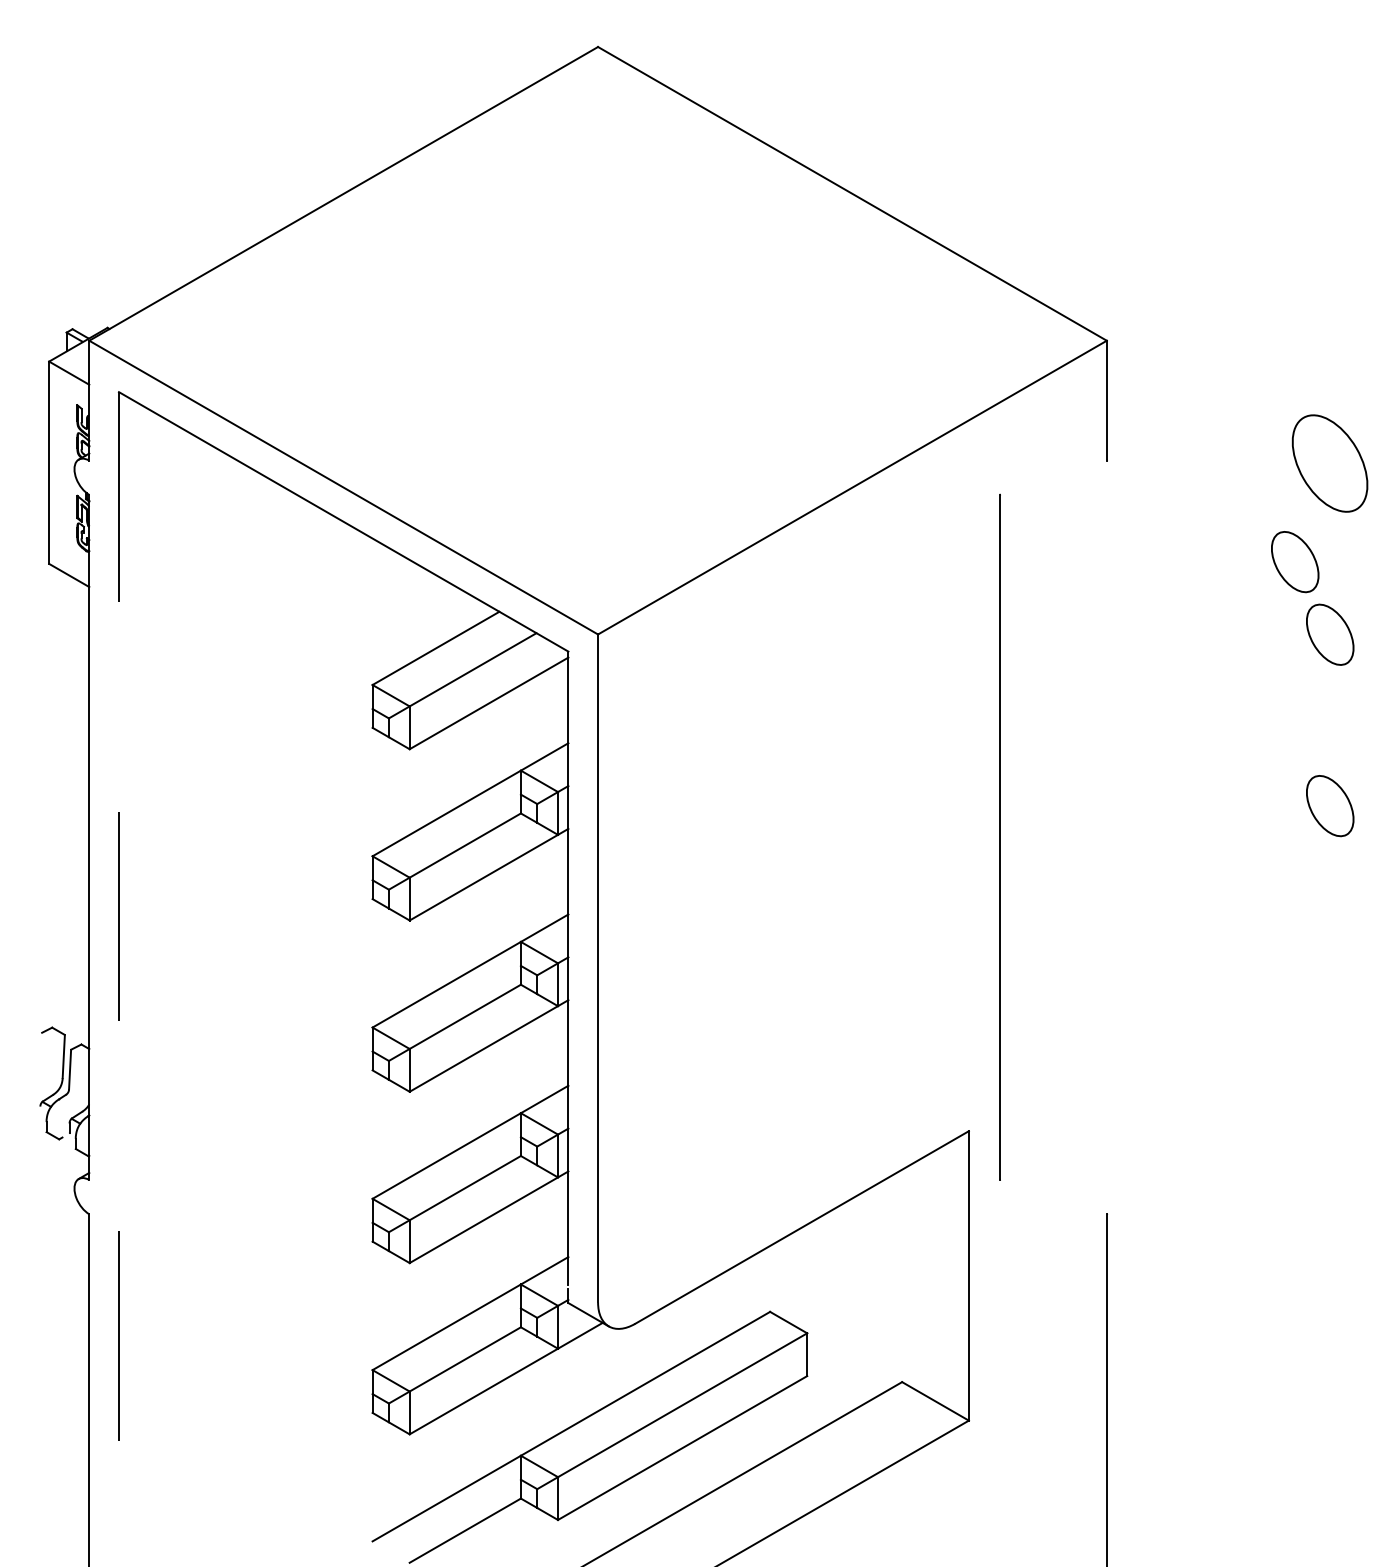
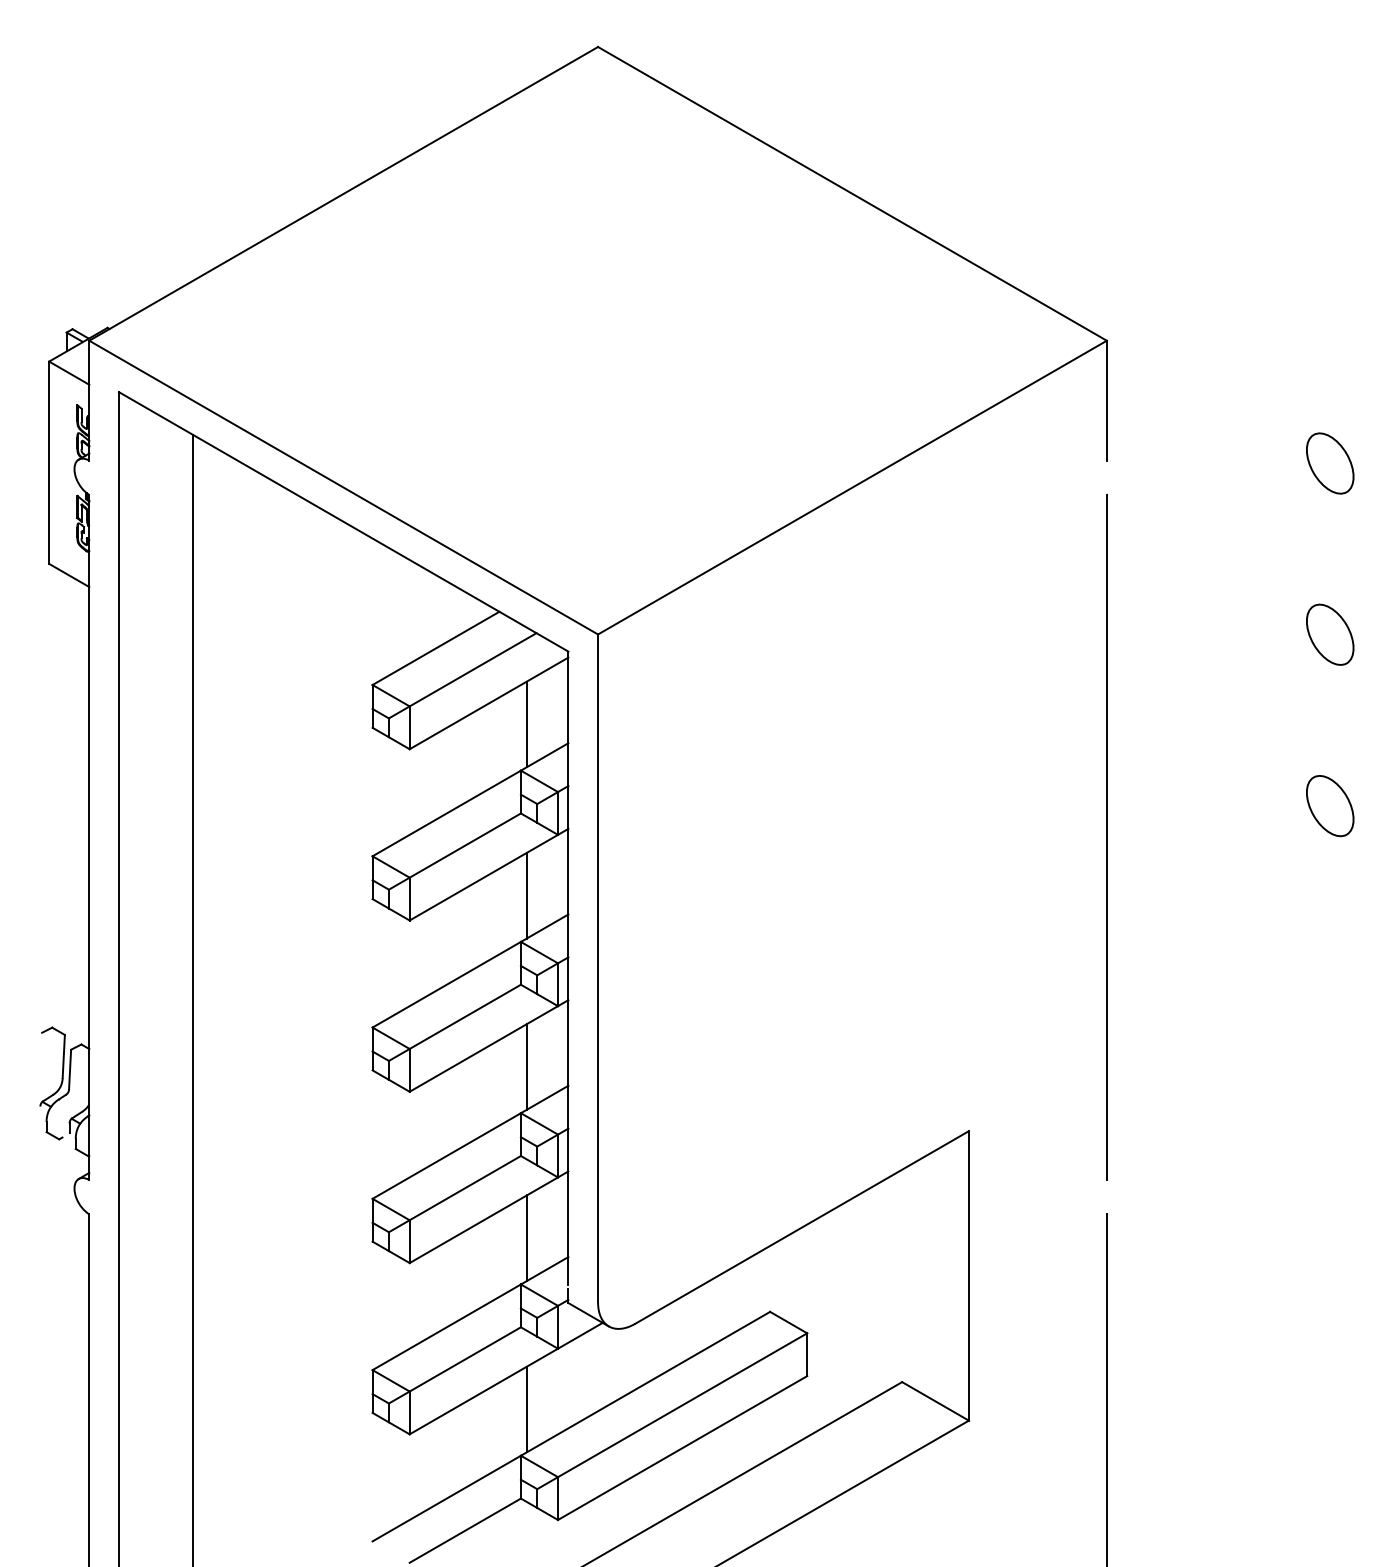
part size: 78x99 px -> 49x63 px (1330, 463)
part: present -> none (1295, 562)
line: none -> present (526, 724)
line position: (999, 836) -> (1106, 836) (1106, 836)
line: none -> present (526, 895)
line: dashed -> solid (118, 979)
line: none -> present (193, 998)
line: none -> present (526, 1066)
line: none -> present (526, 1238)
line: none -> present (526, 1409)
